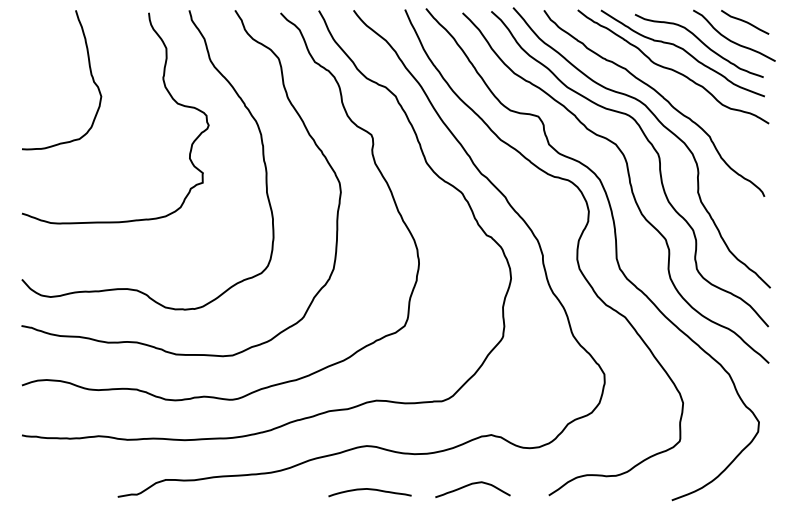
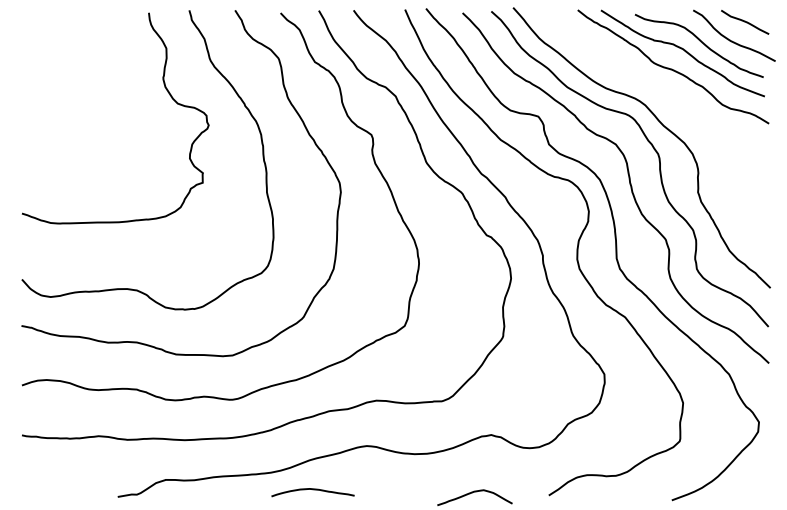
curve: present -> none (90, 75)
curve: present -> none (660, 96)
curve position: (470, 485) -> (472, 493) (472, 493)
curve position: (369, 490) -> (312, 490) (312, 490)
